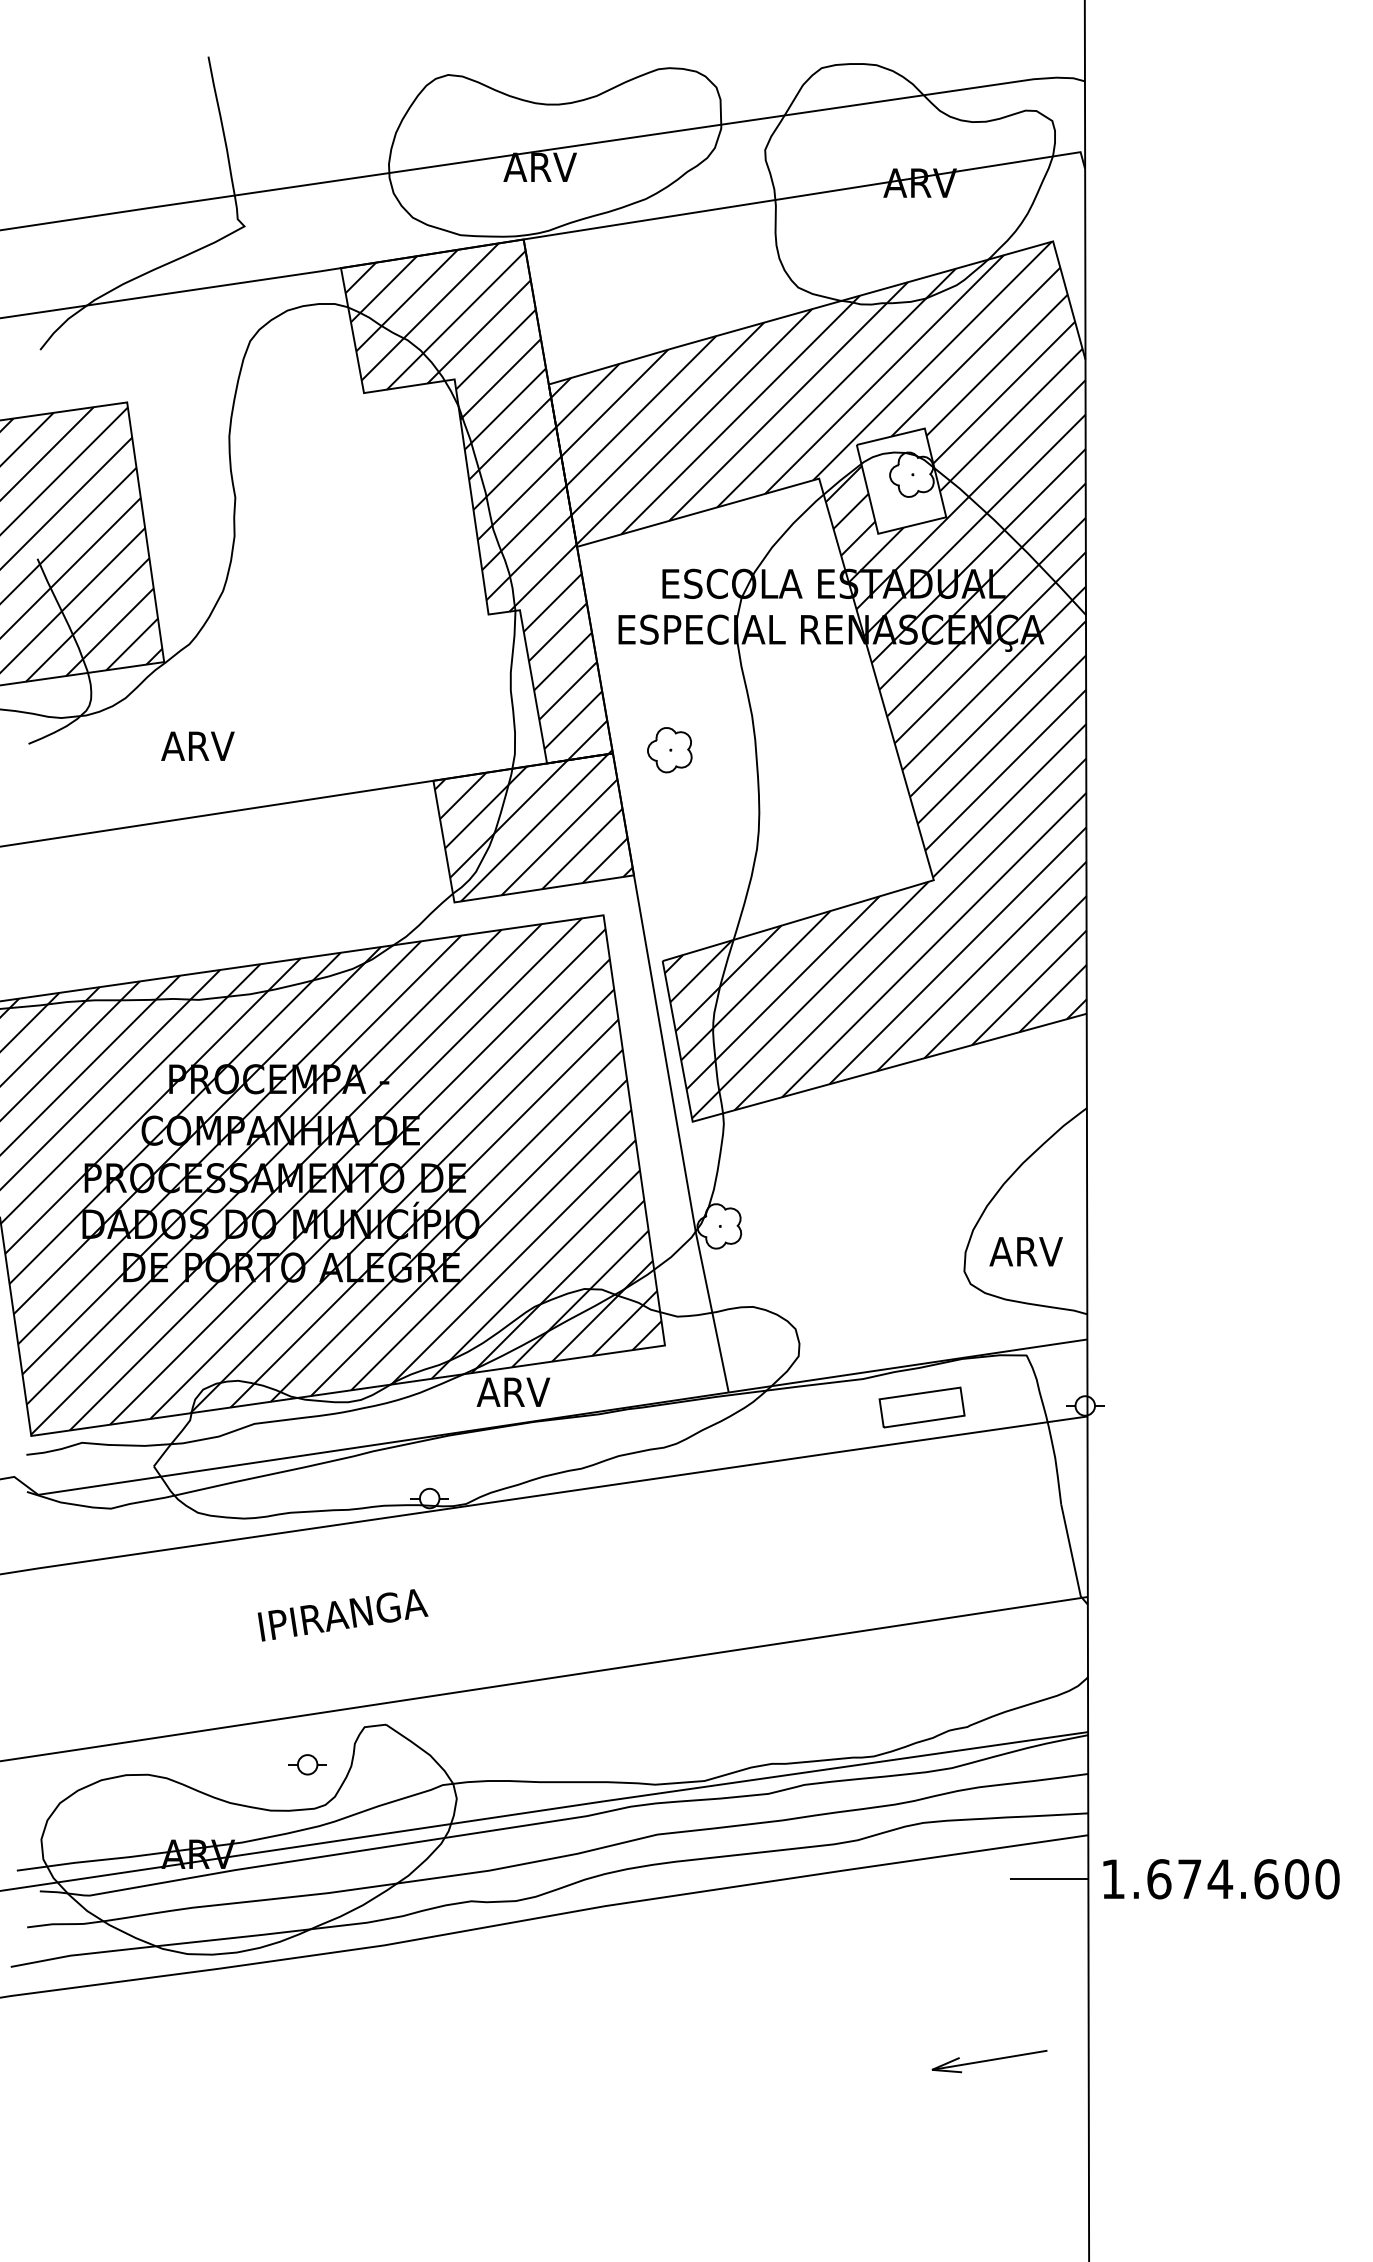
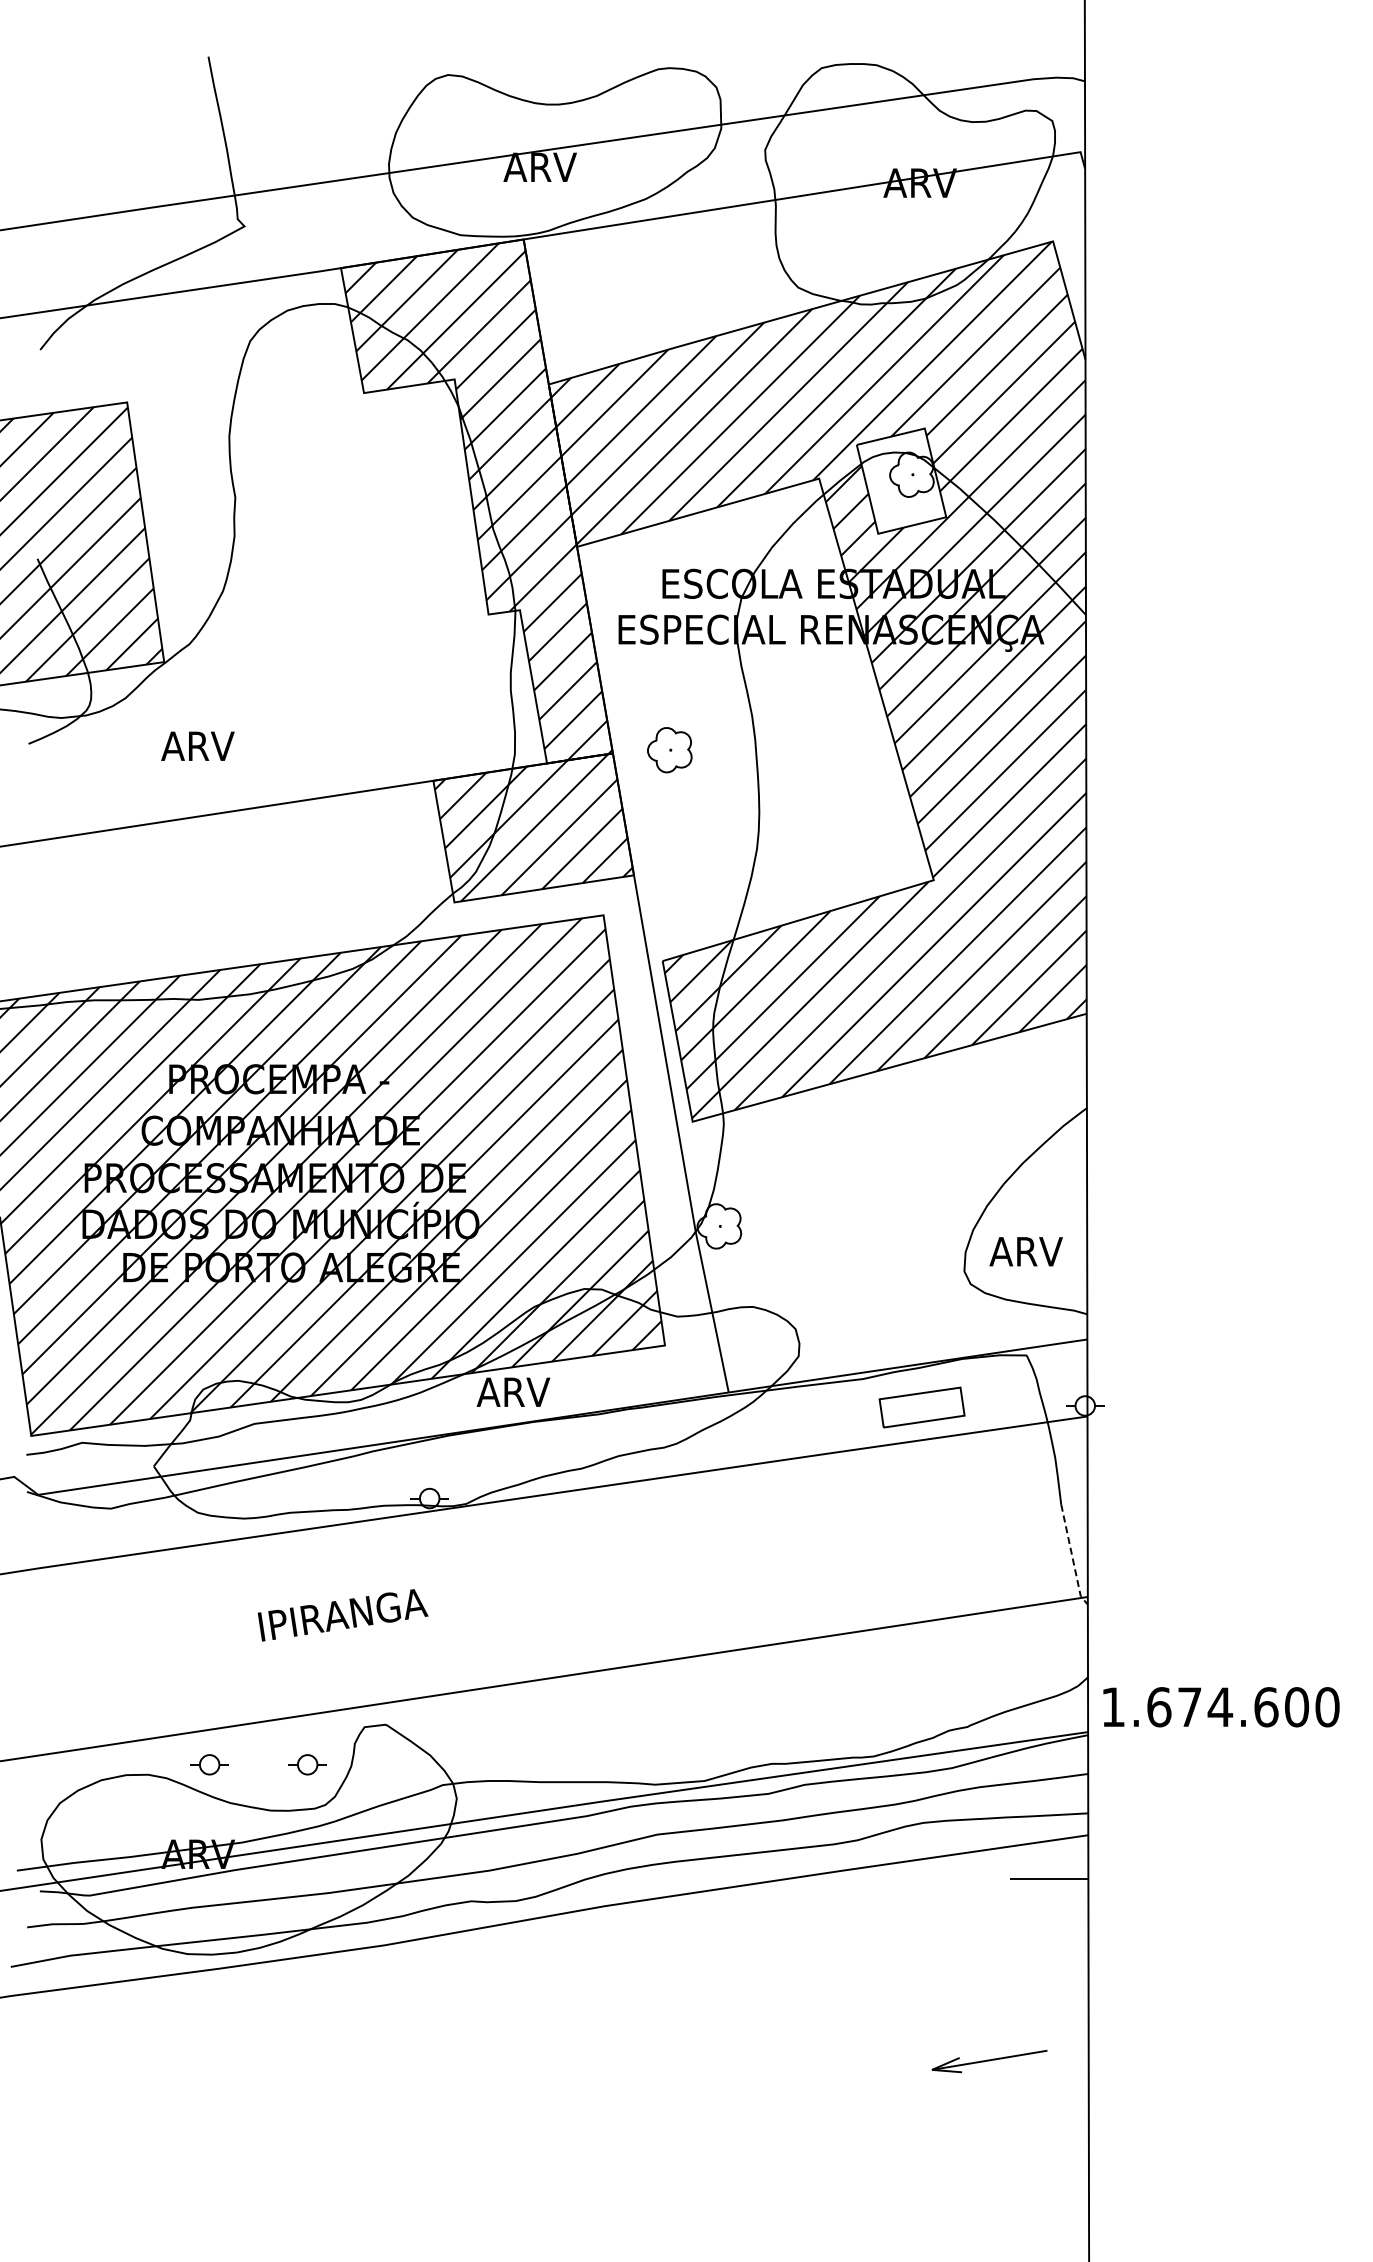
line: solid -> dashed (1072, 1556)
part: none -> present (209, 1764)
text position: (1221, 1879) -> (1221, 1707) (1221, 1707)
